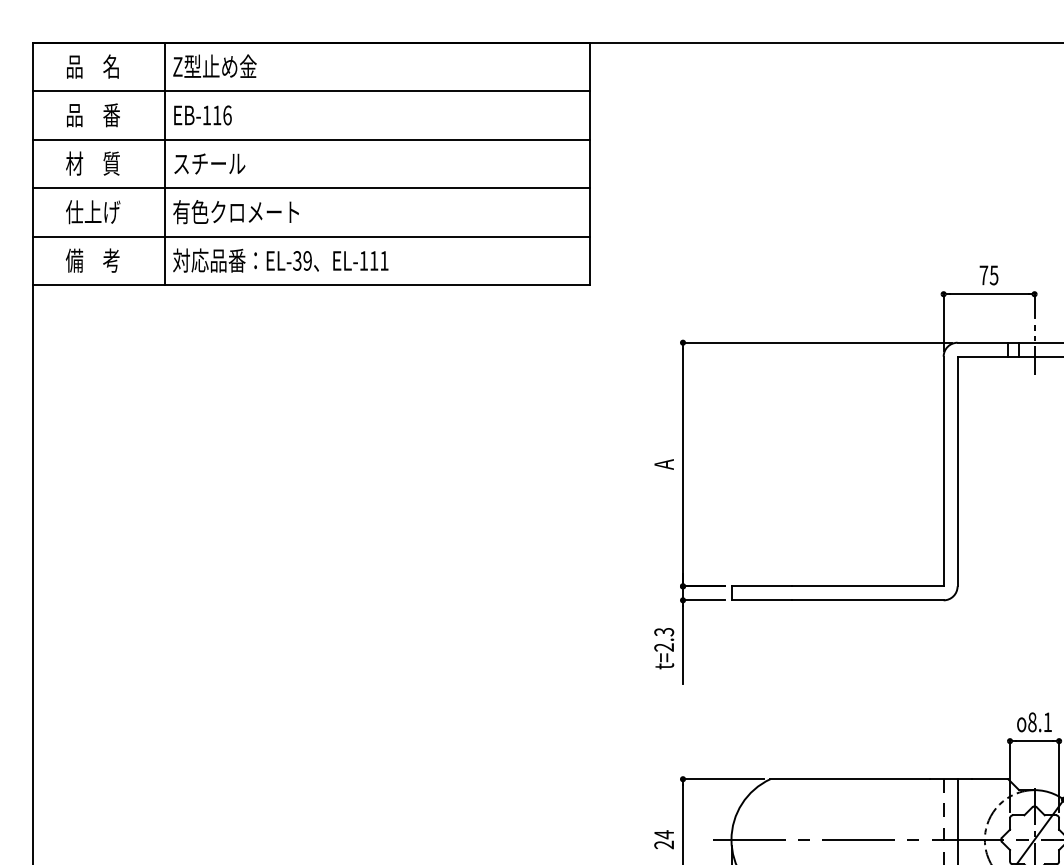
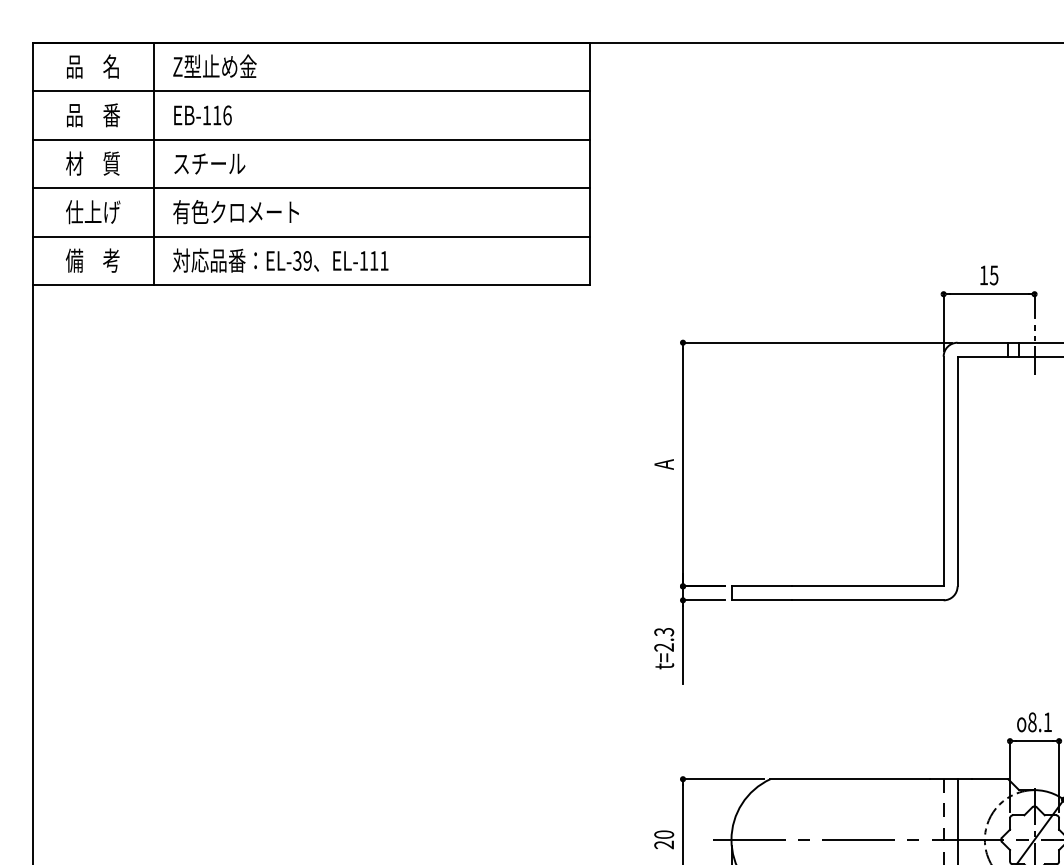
line position: (164, 163) -> (153, 163) (153, 163)
text: 75 -> 15 (983, 275)
text: 24 -> 20 (664, 834)
